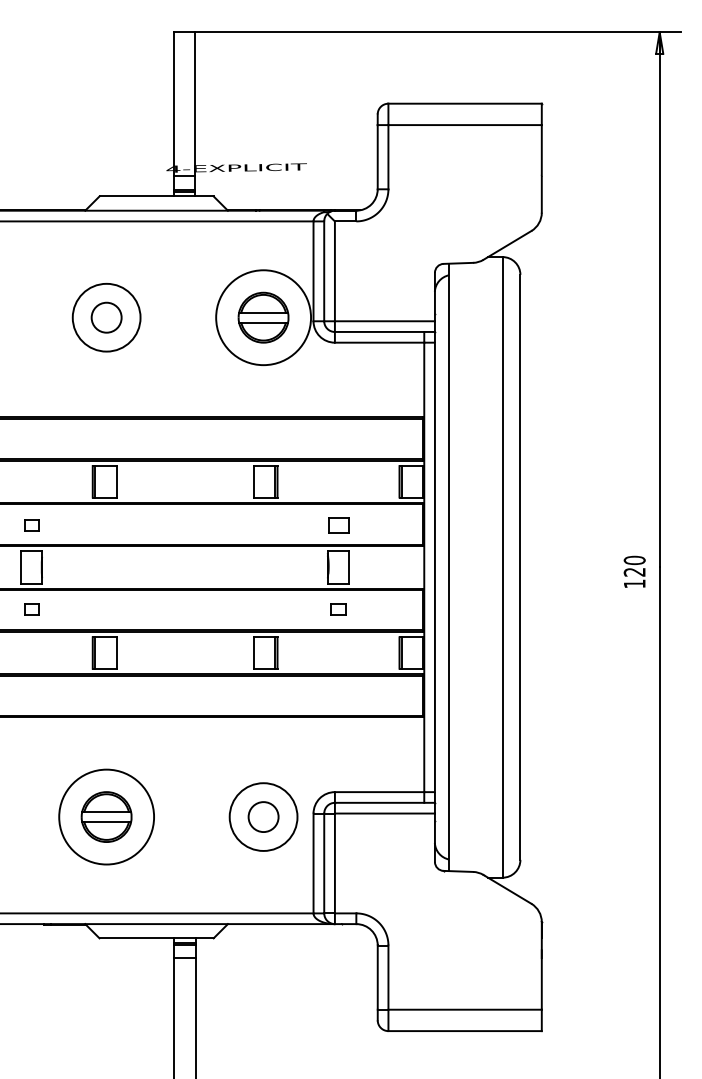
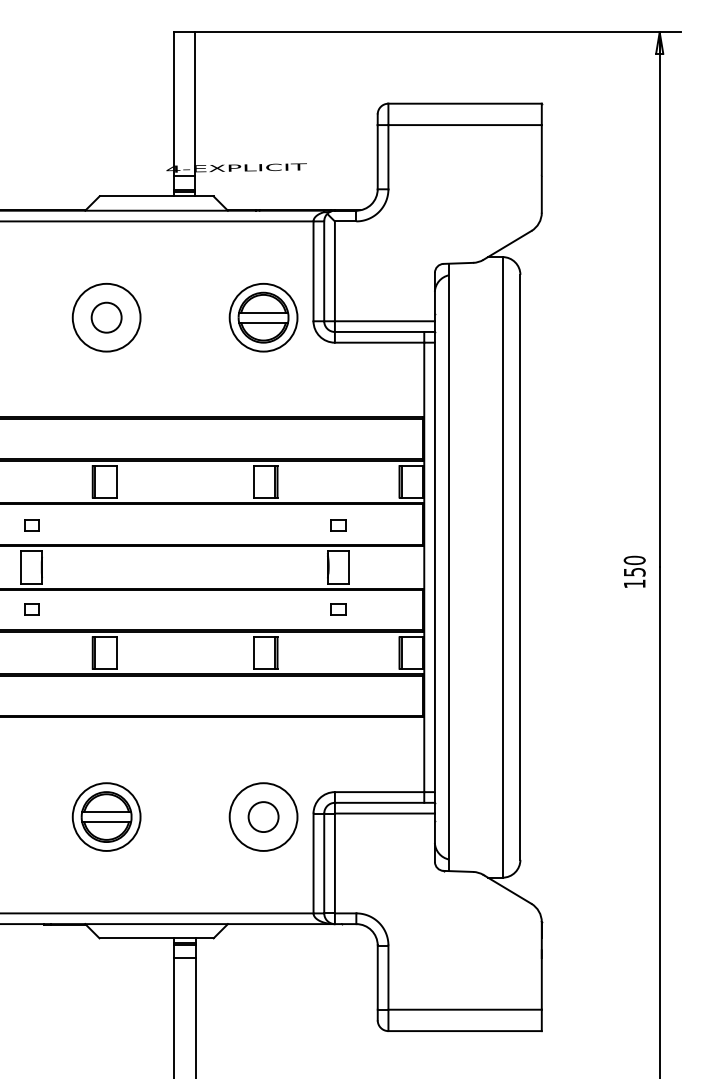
circle diameter: 95 px -> 68 px (263, 317)
part size: 22x17 px -> 17x13 px (338, 525)
text: 120 -> 150 (634, 572)
circle diameter: 95 px -> 68 px (106, 816)
